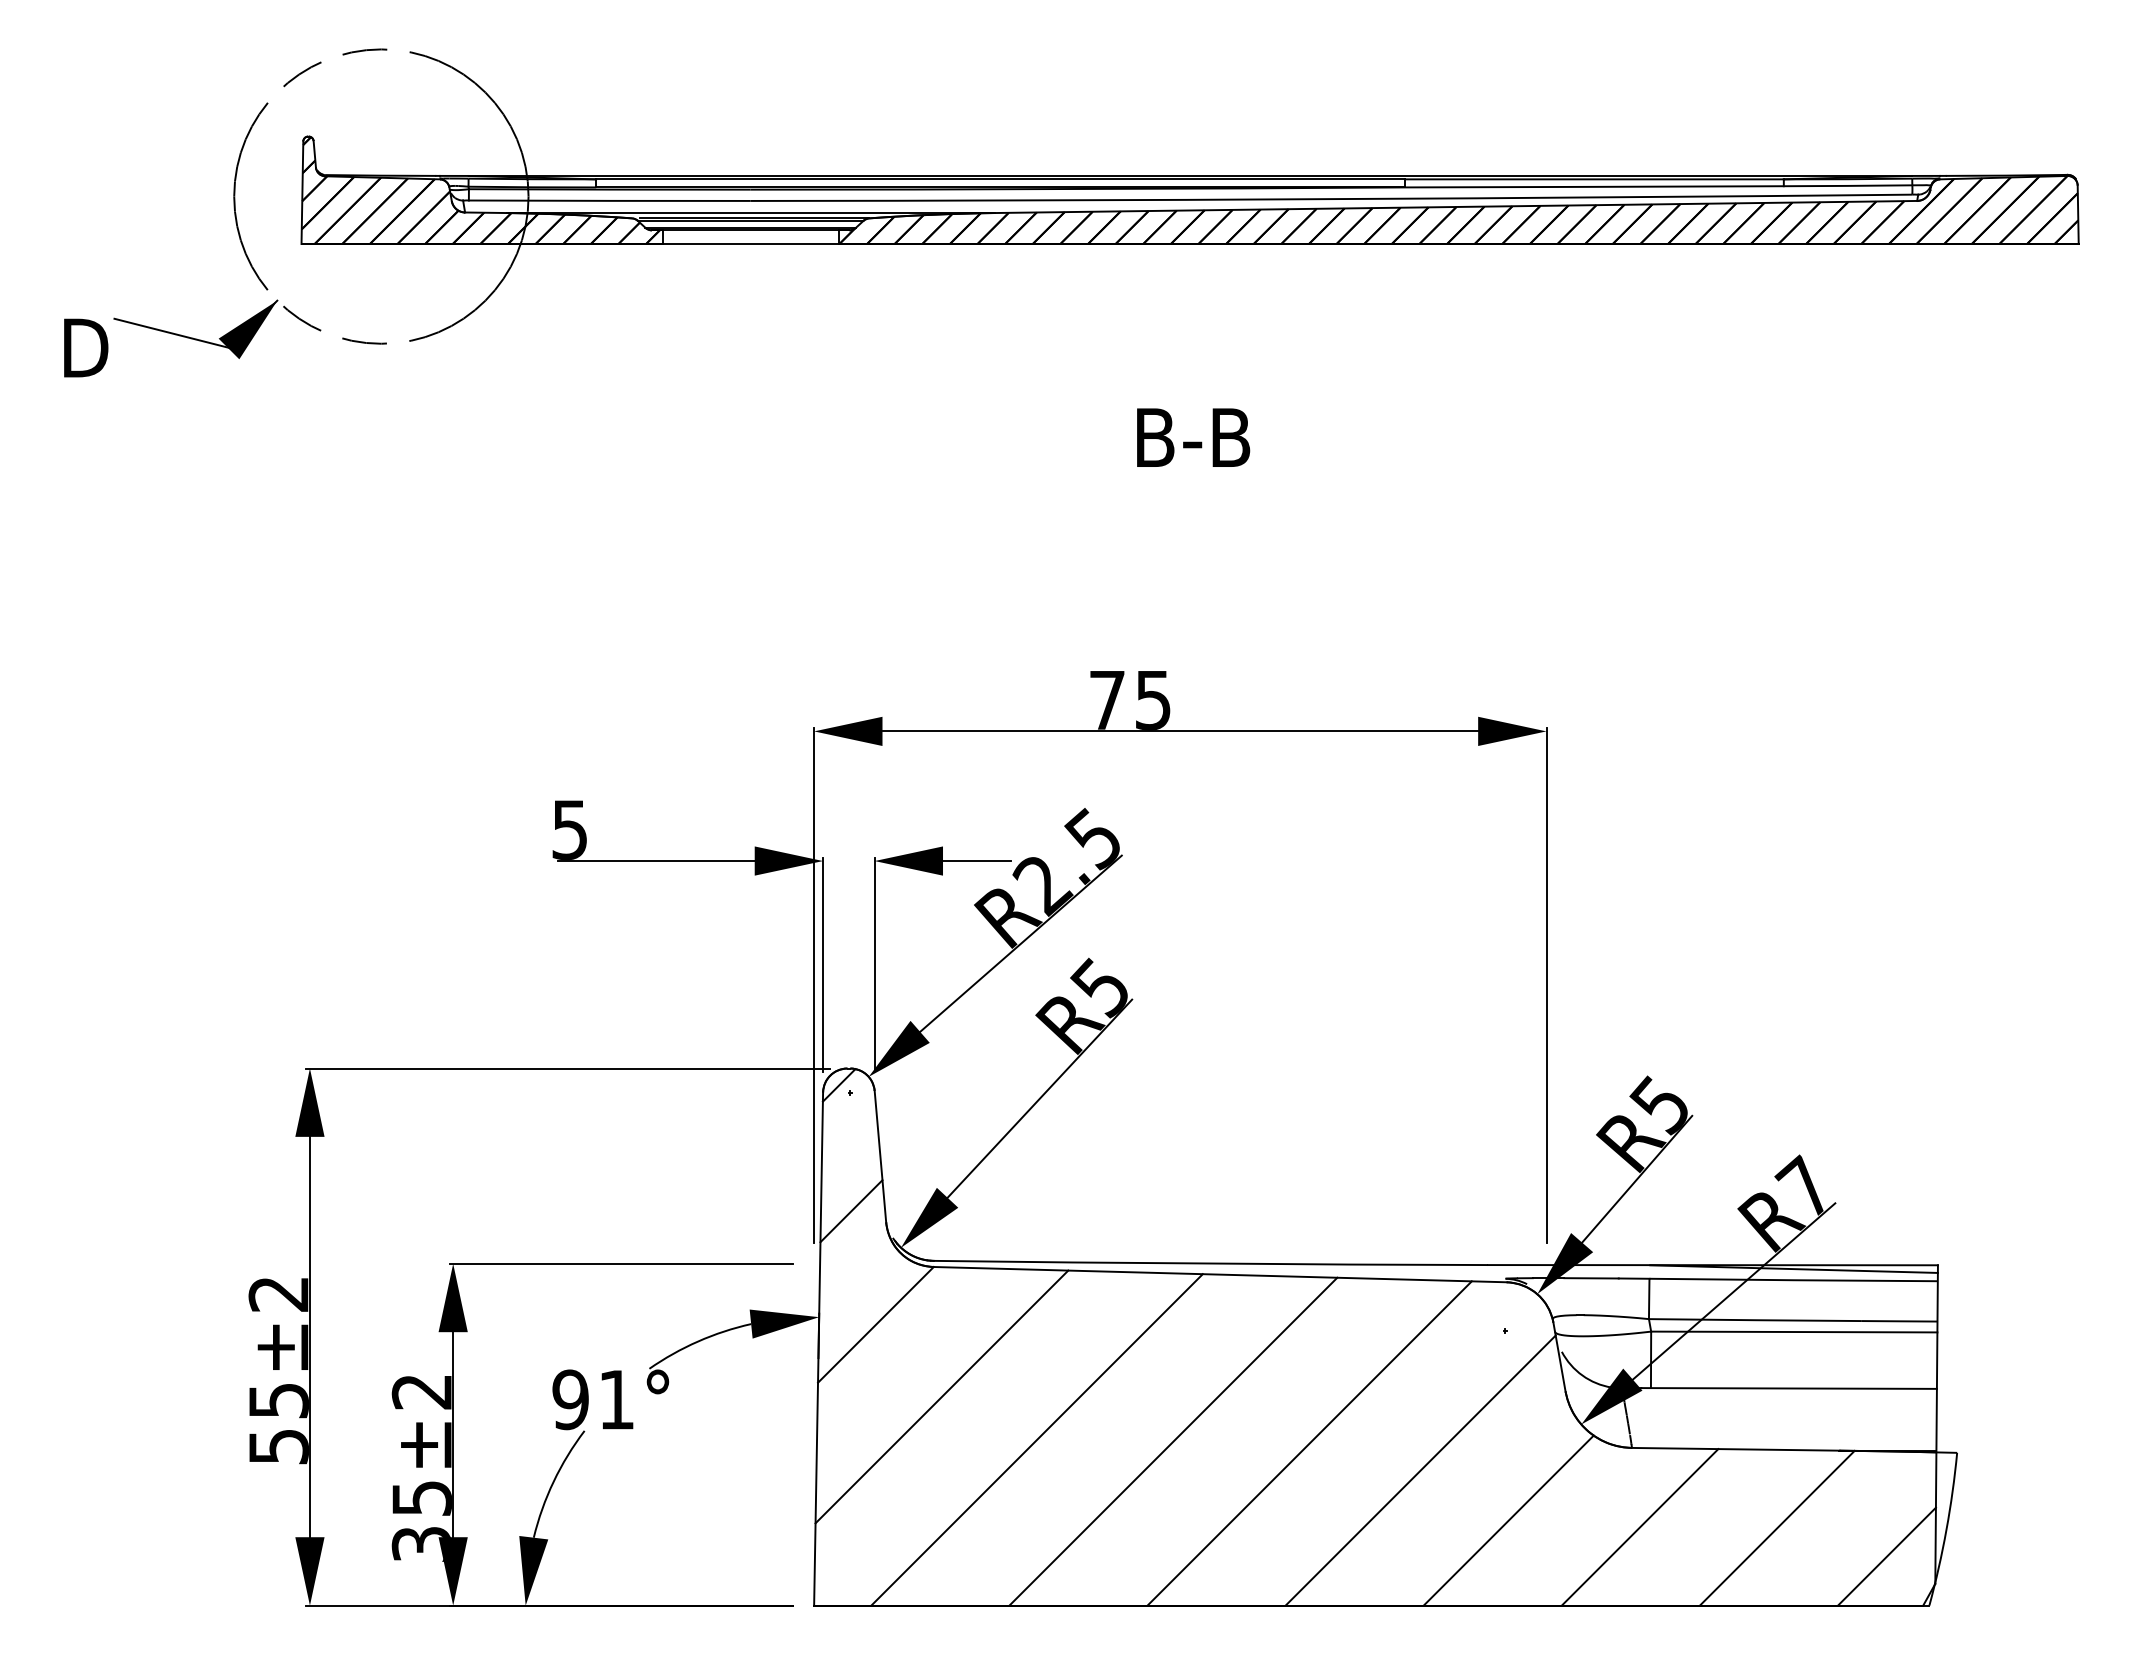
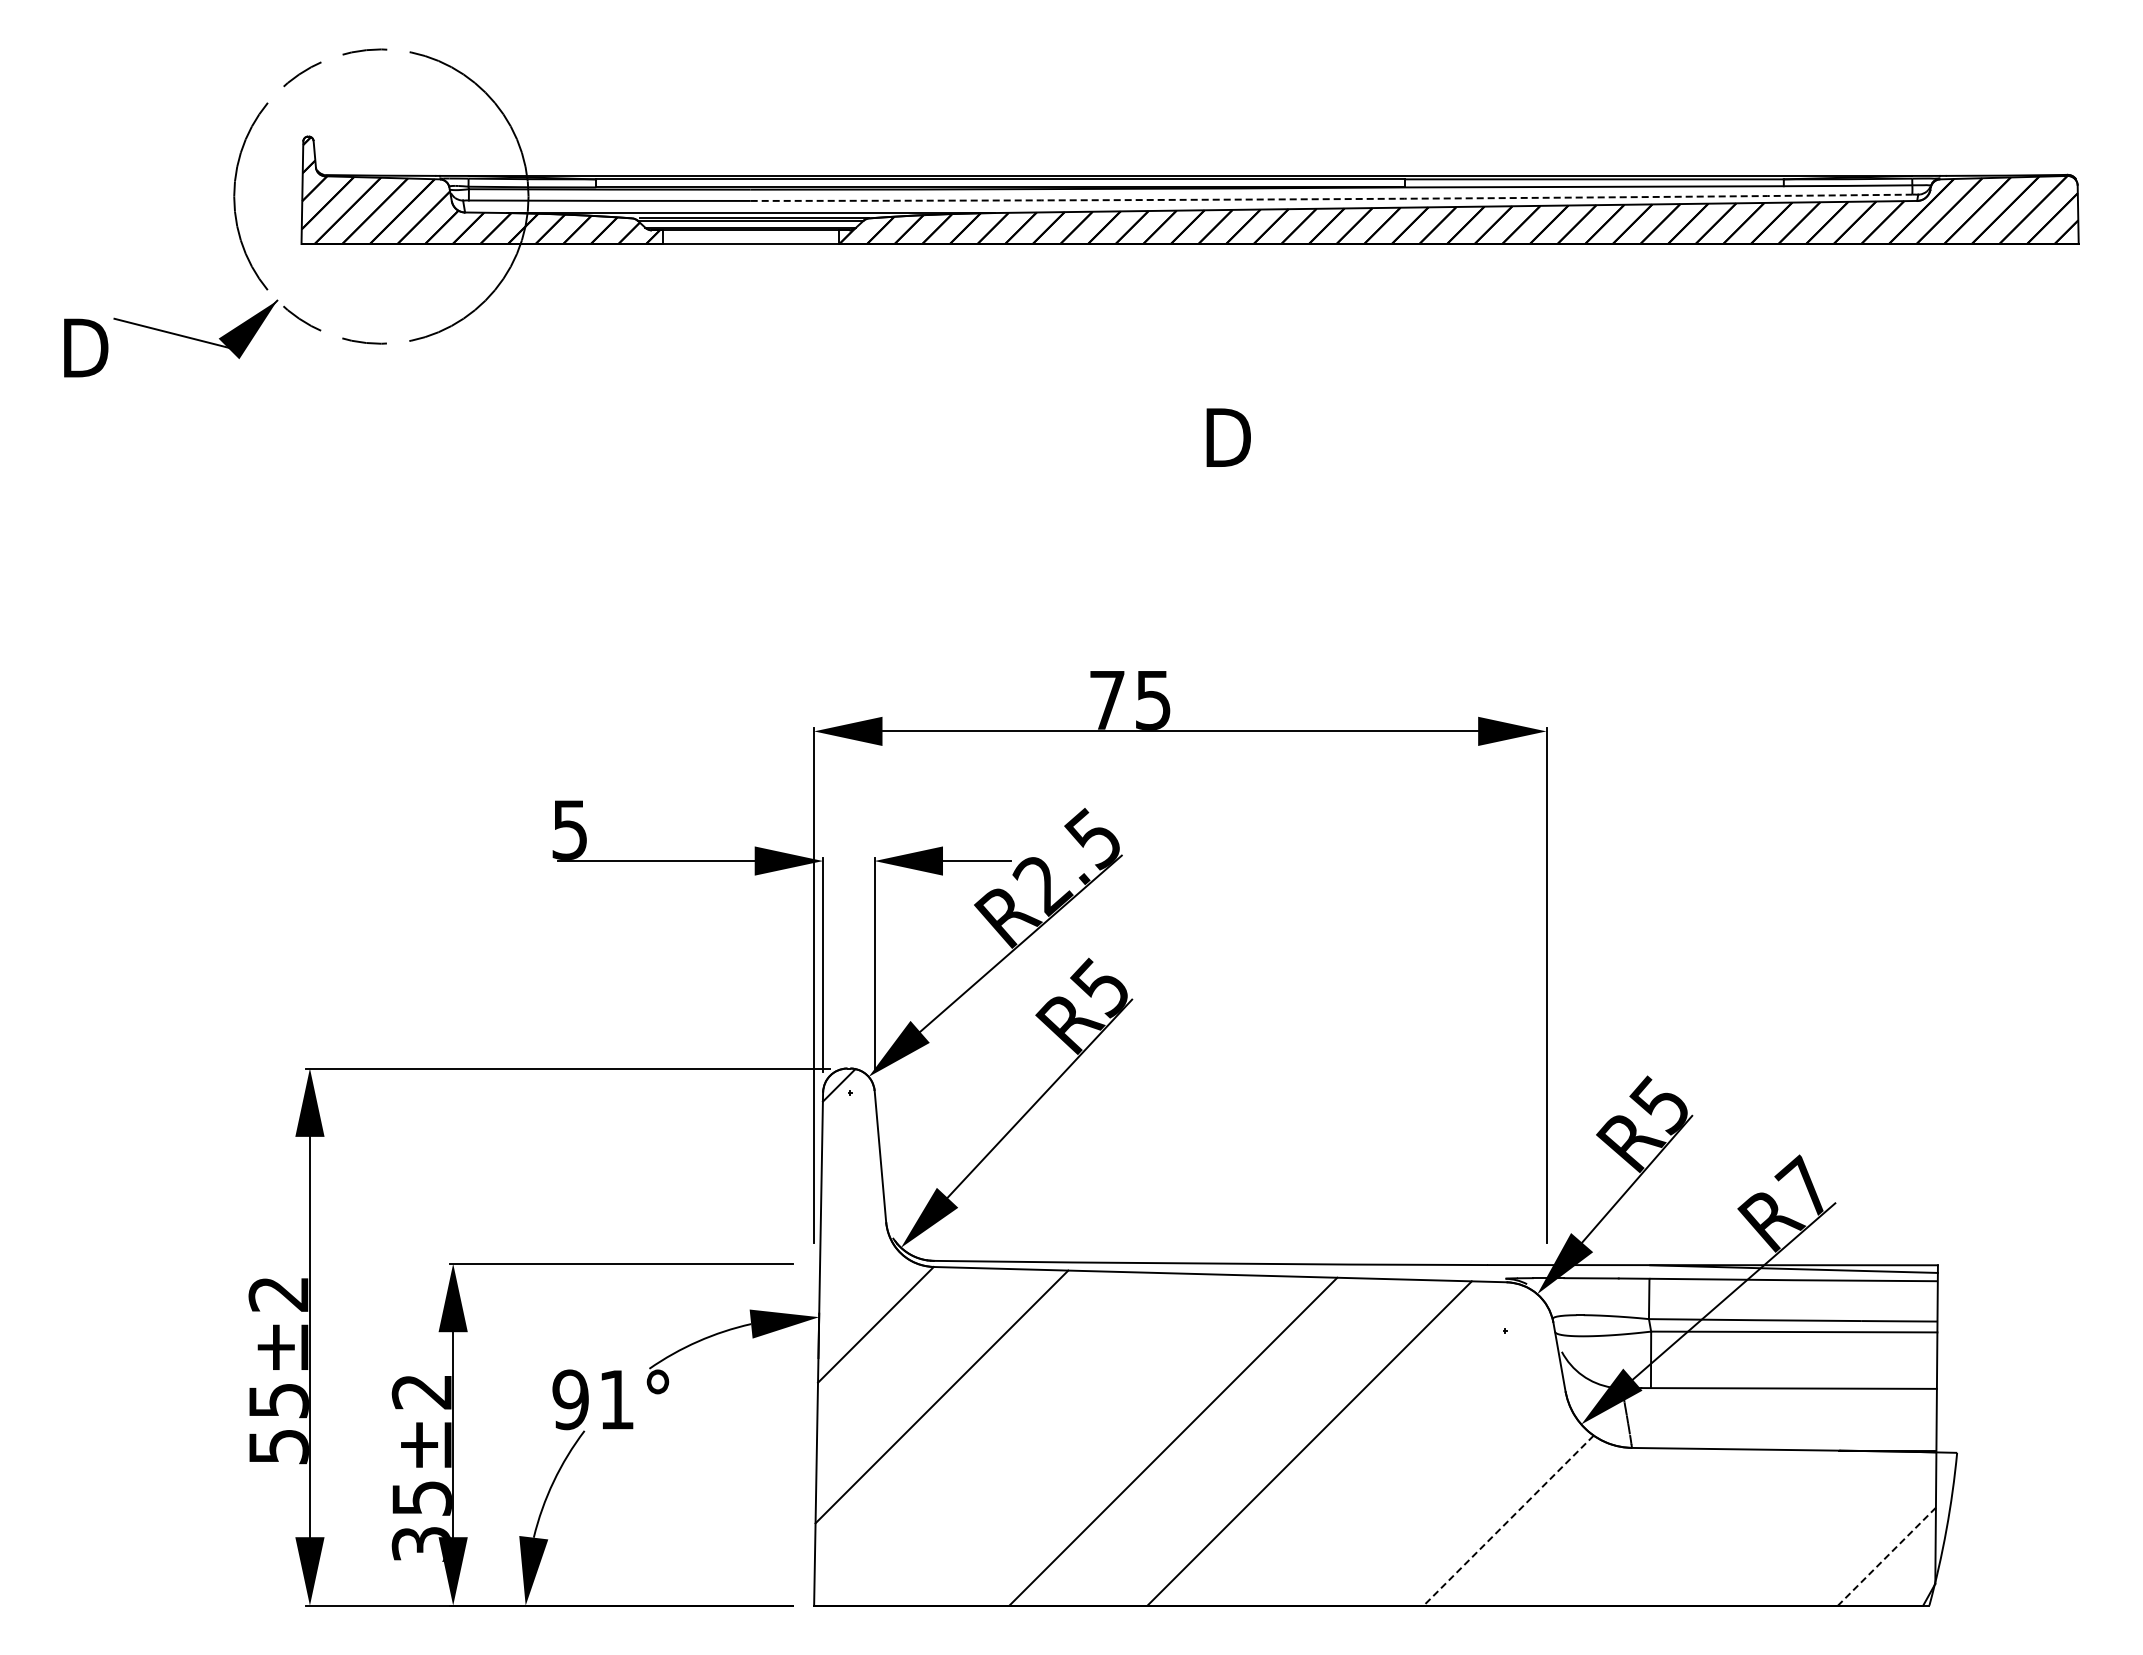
arc: solid -> dashed (1331, 199)
text: B-B -> D (1193, 437)
line: present -> none (851, 1211)
line: present -> none (1036, 1439)
line: present -> none (1420, 1470)
line: solid -> dashed (1508, 1520)
line: present -> none (1639, 1527)
line: present -> none (1776, 1527)
line: solid -> dashed (1886, 1556)
